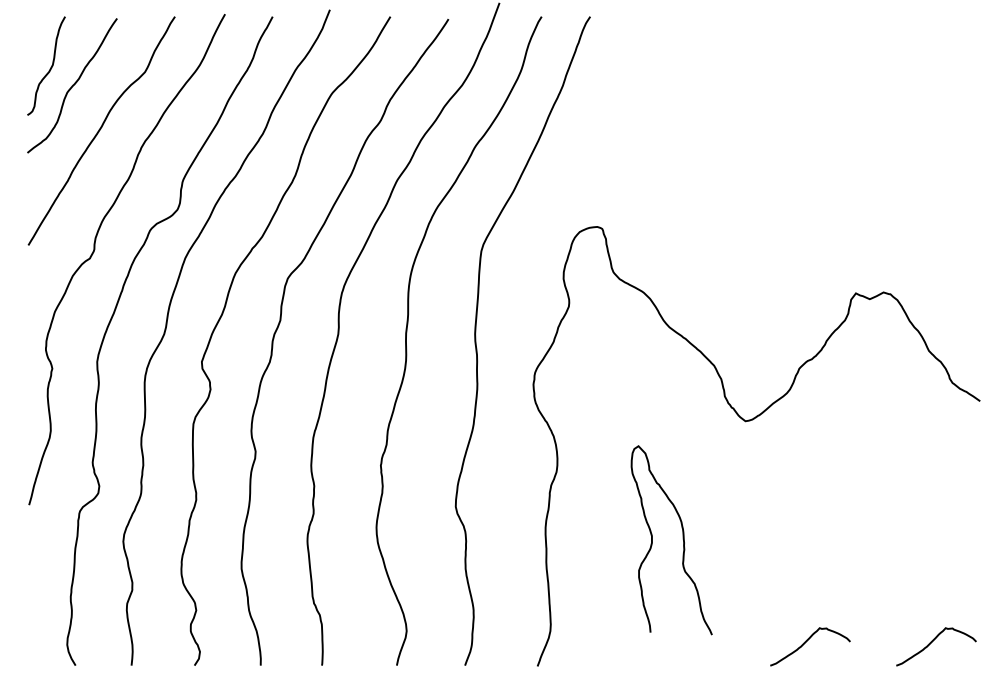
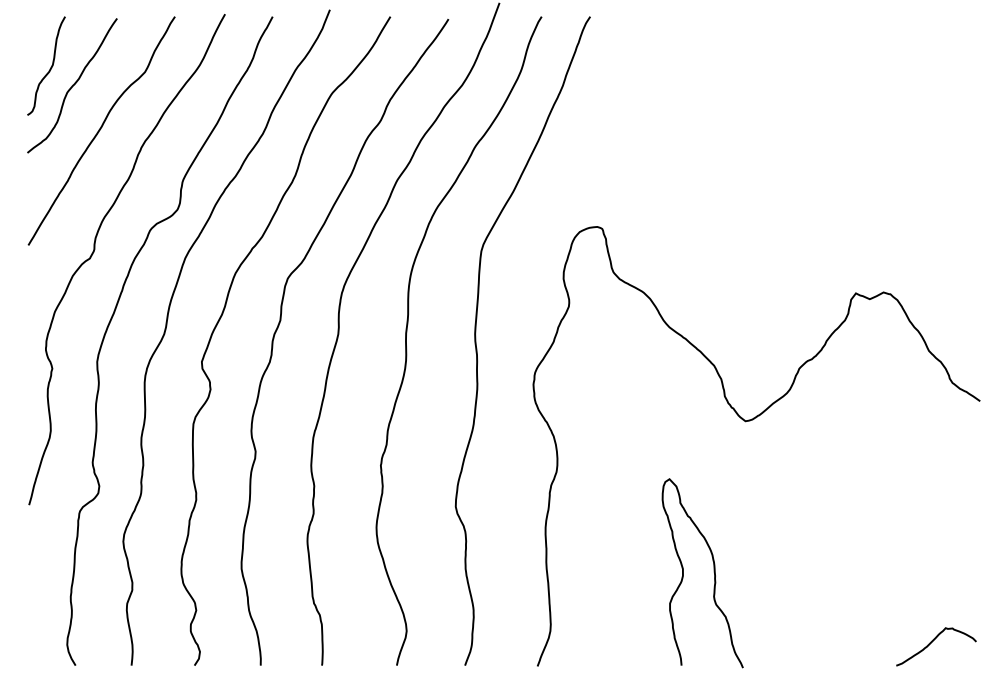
curve position: (682, 539) -> (713, 572) (713, 572)
curve: present -> none (806, 642)
